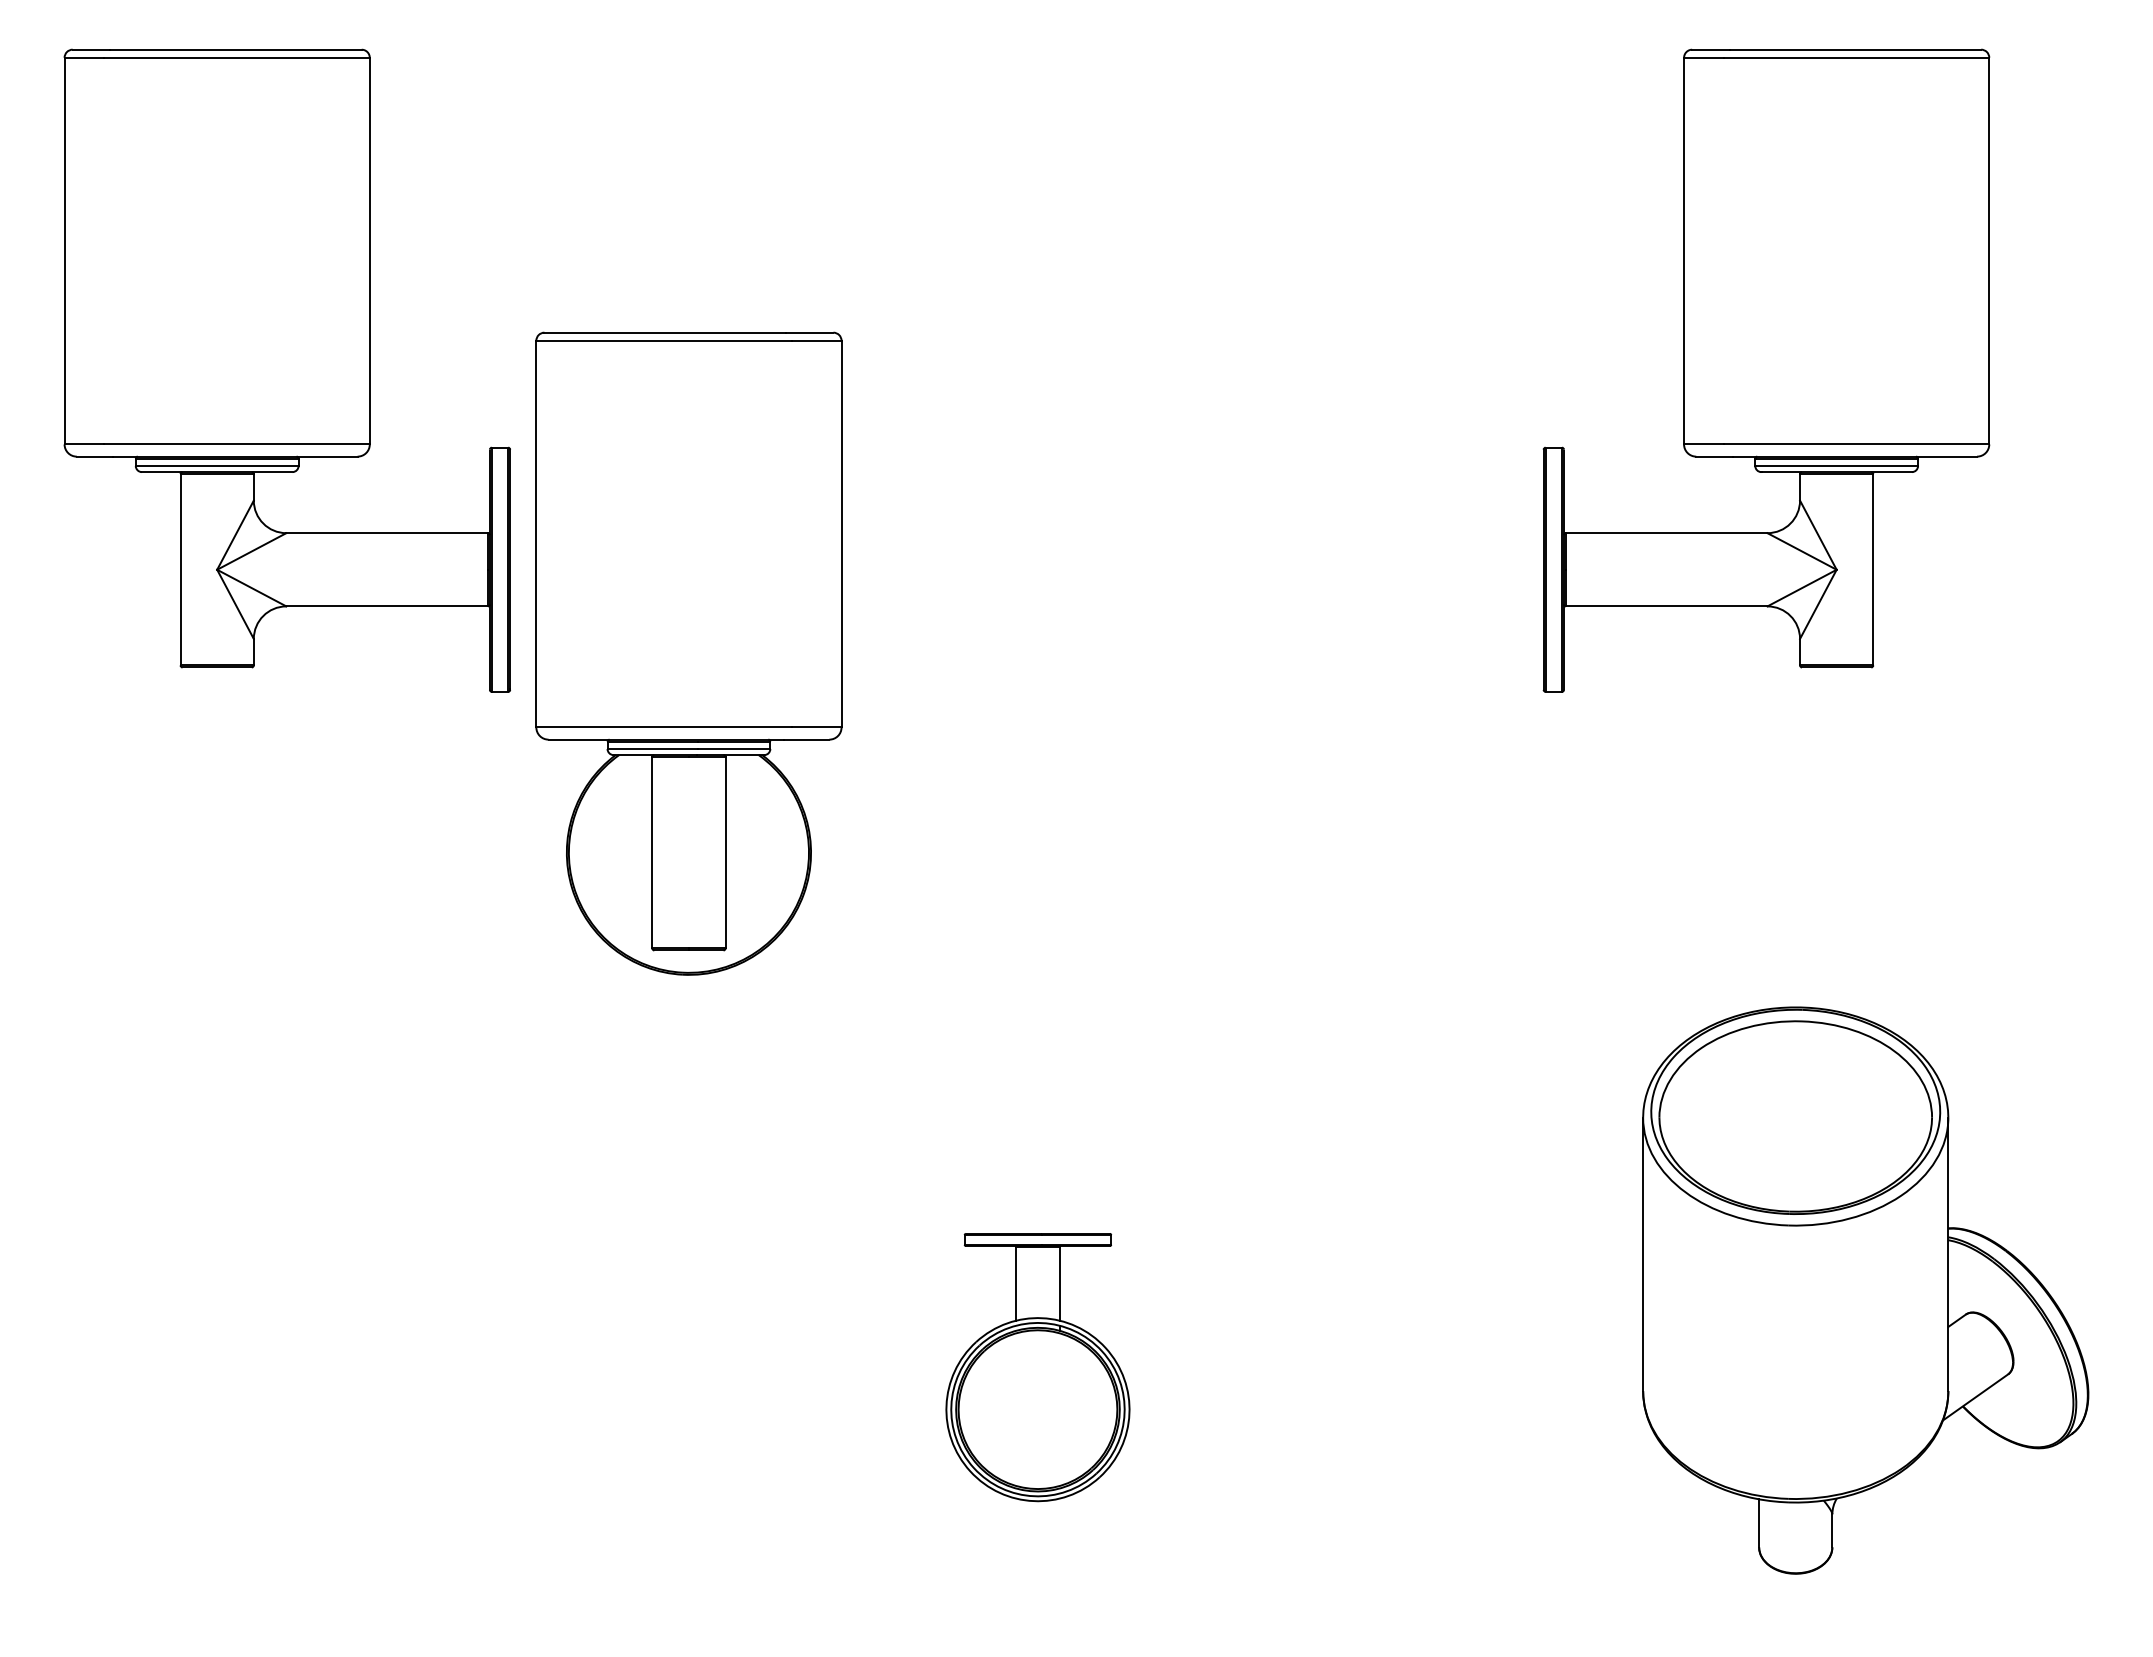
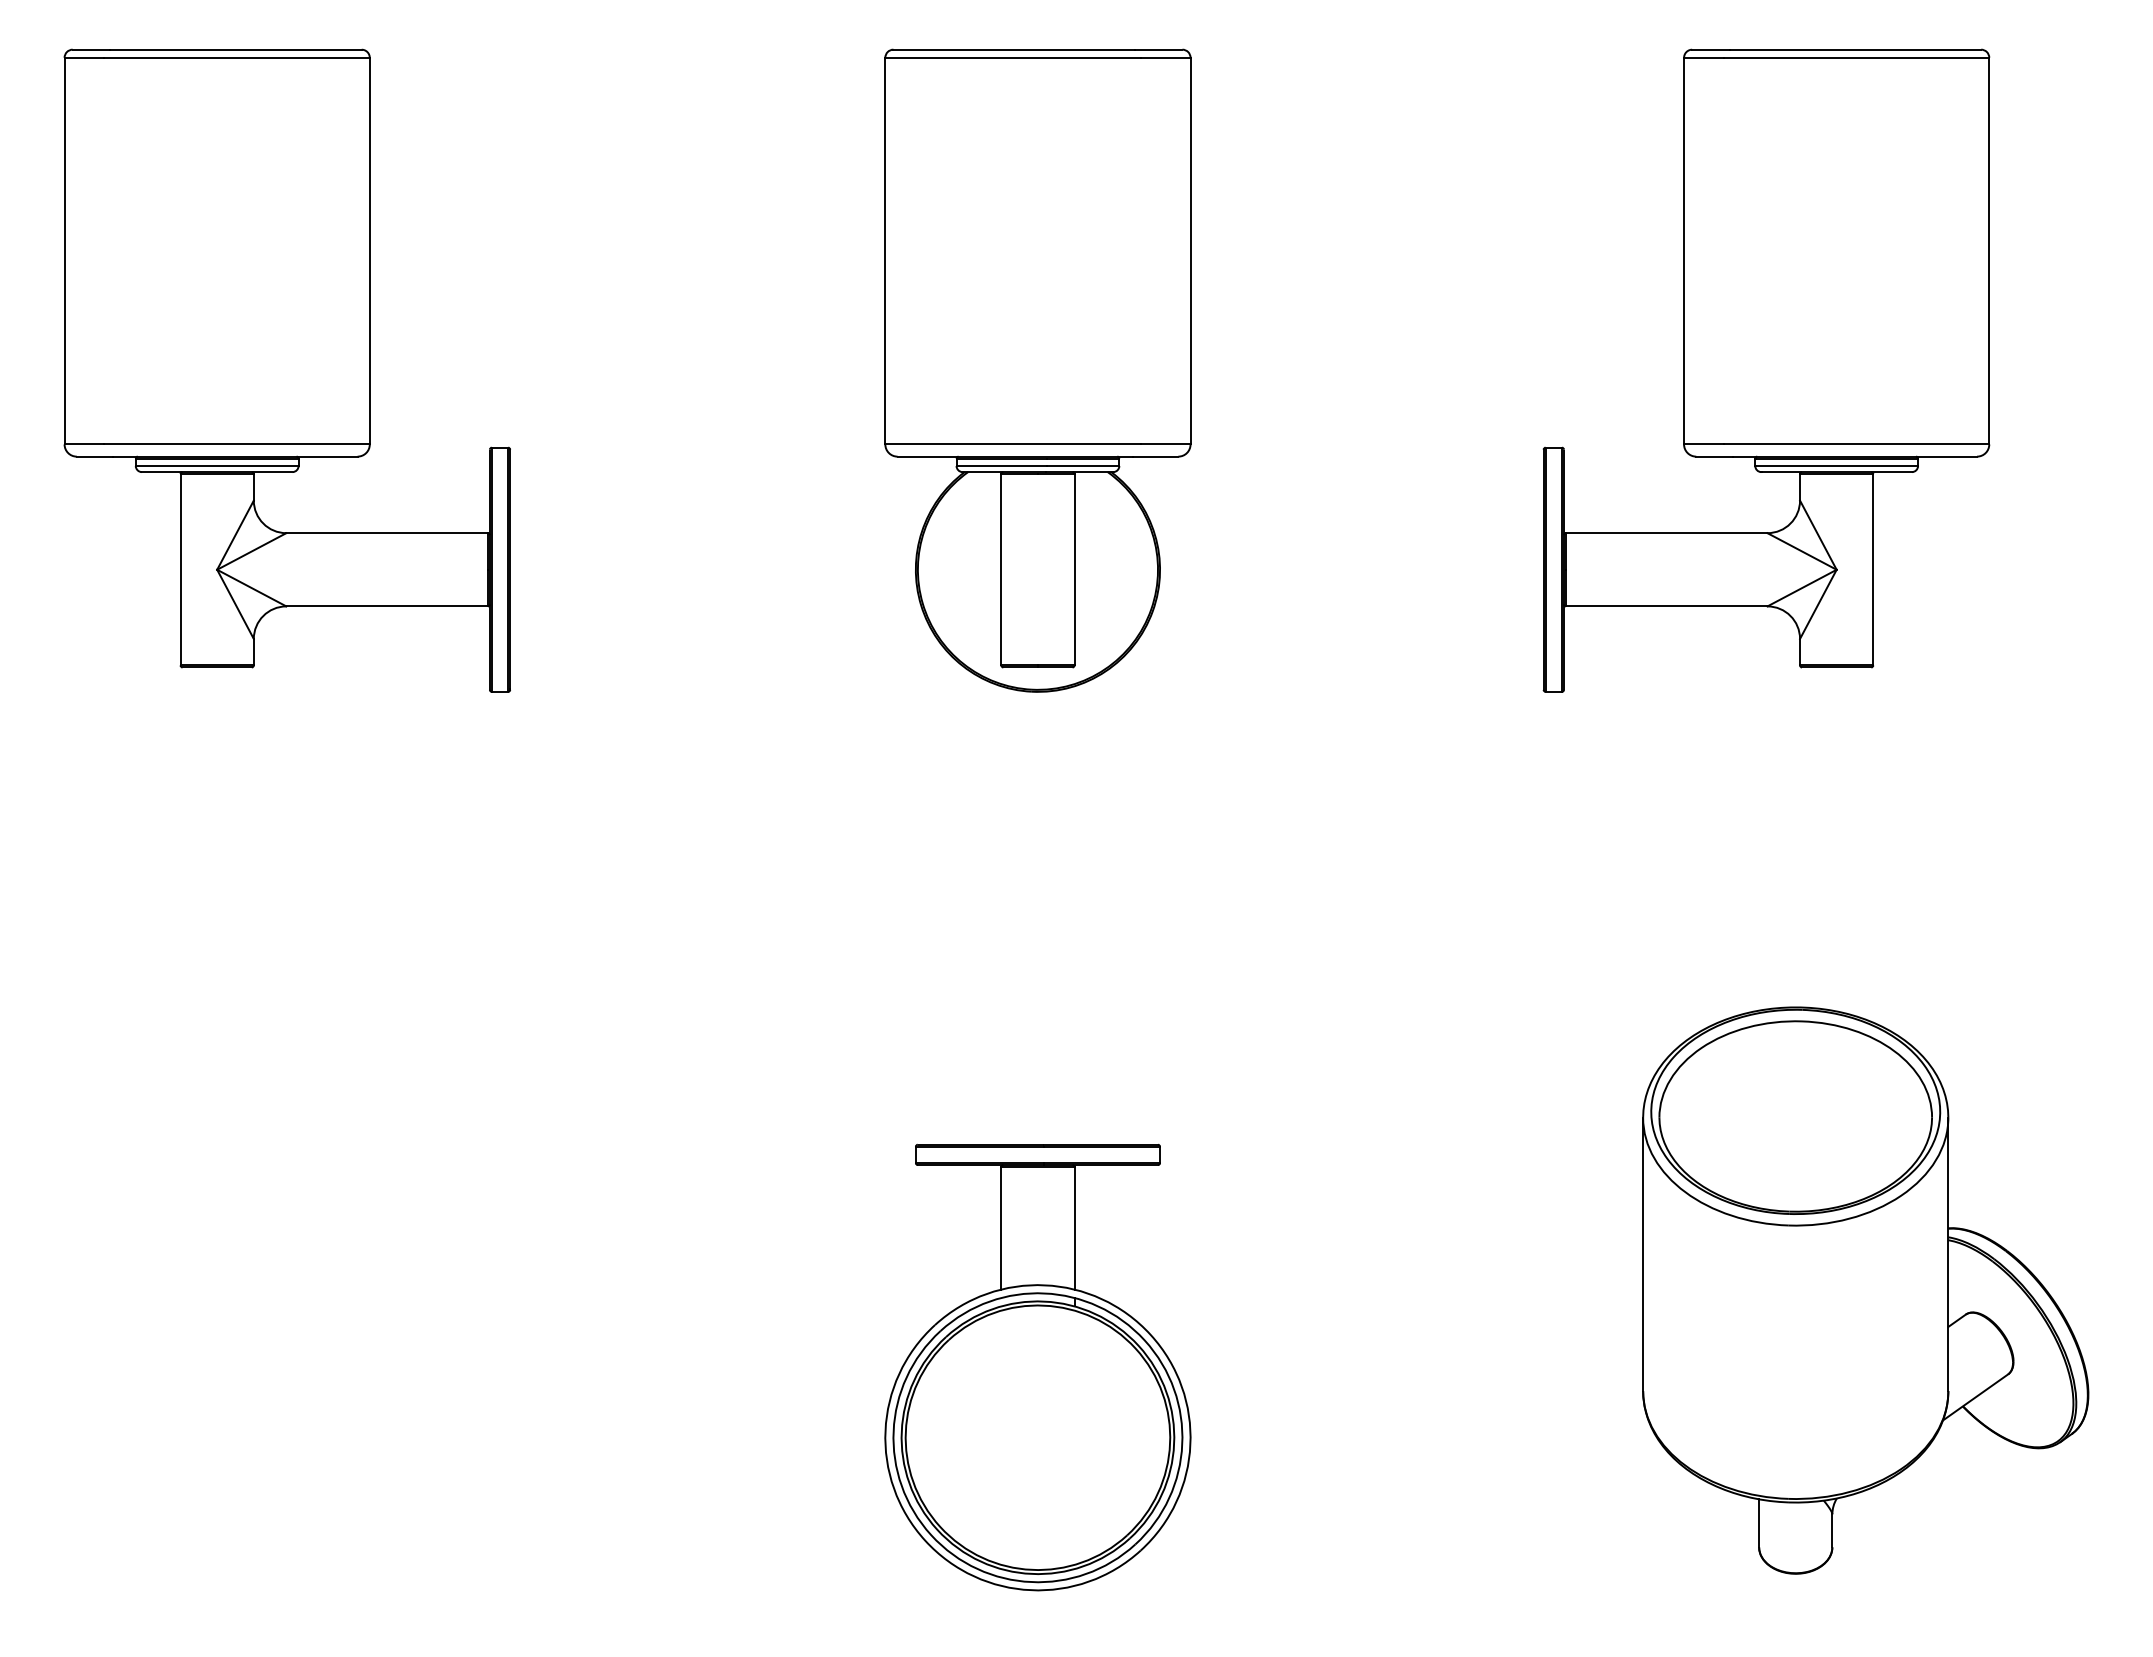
part position: (688, 653) -> (1037, 370) (1037, 370)
part size: 186x270 px -> 308x449 px (1037, 1367)
